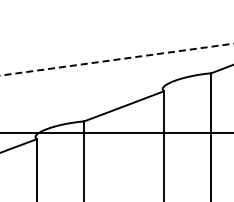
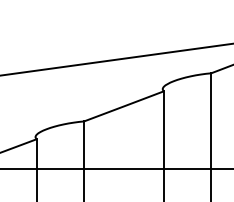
line: dashed -> solid (116, 59)
line position: (116, 133) -> (116, 169) (116, 169)
